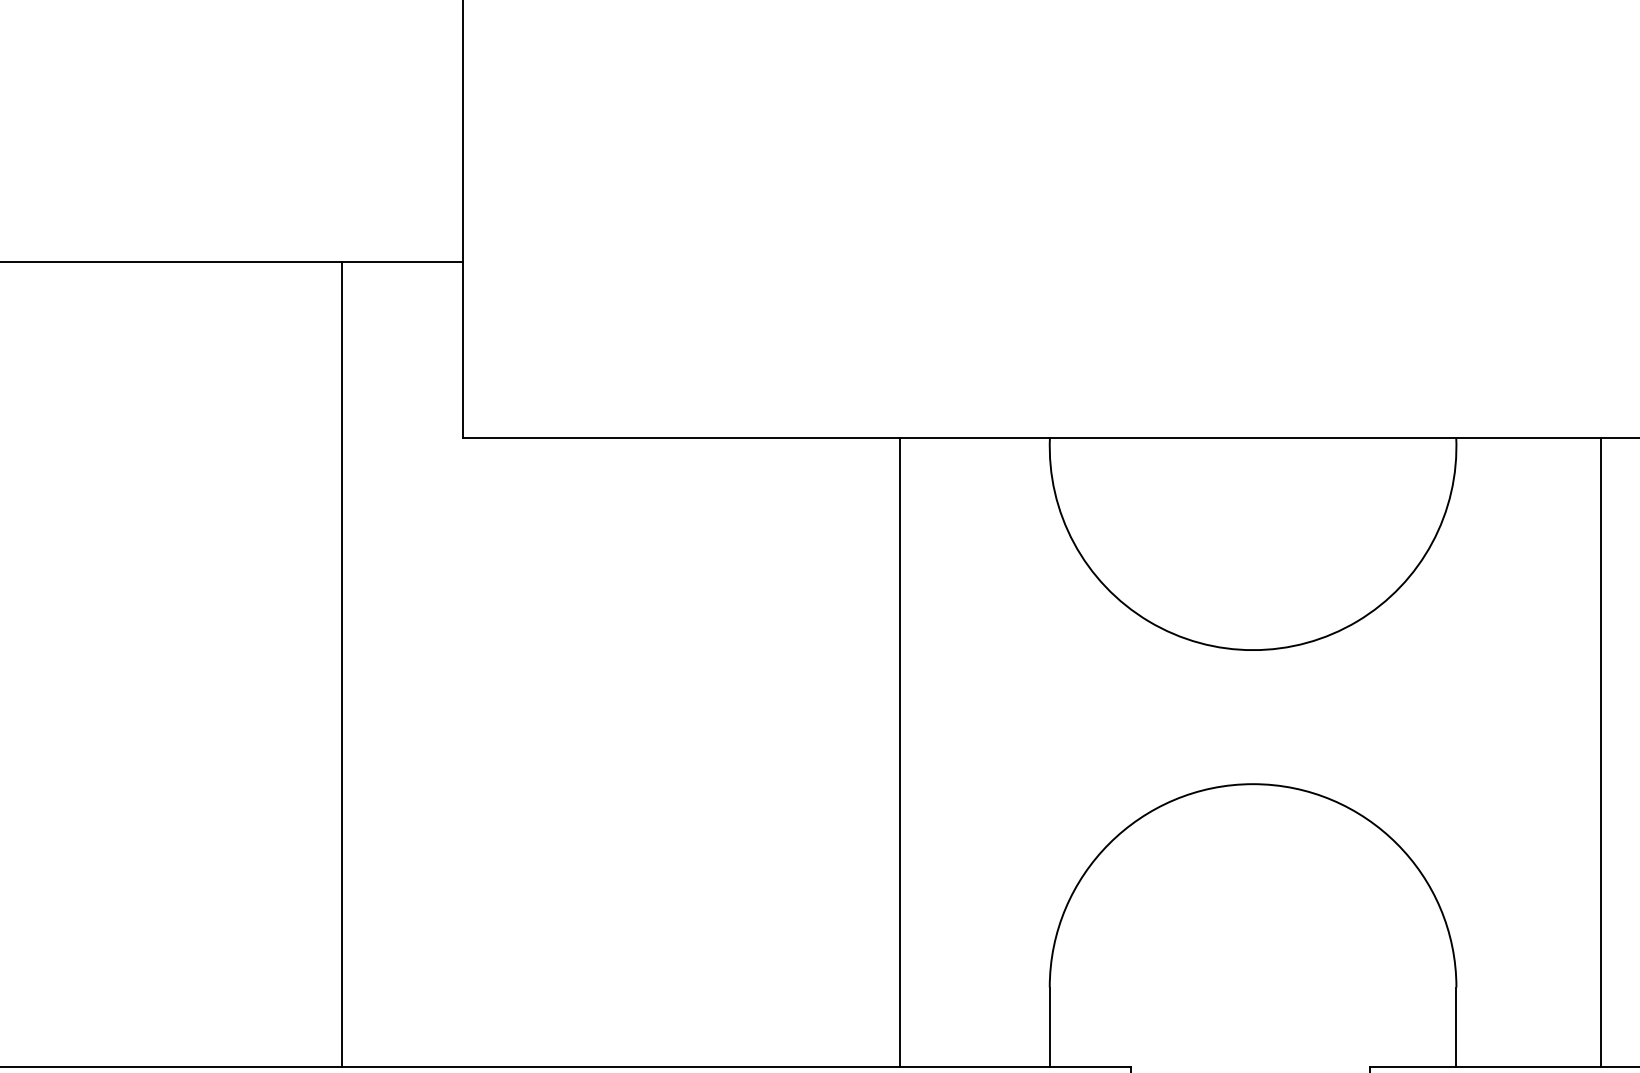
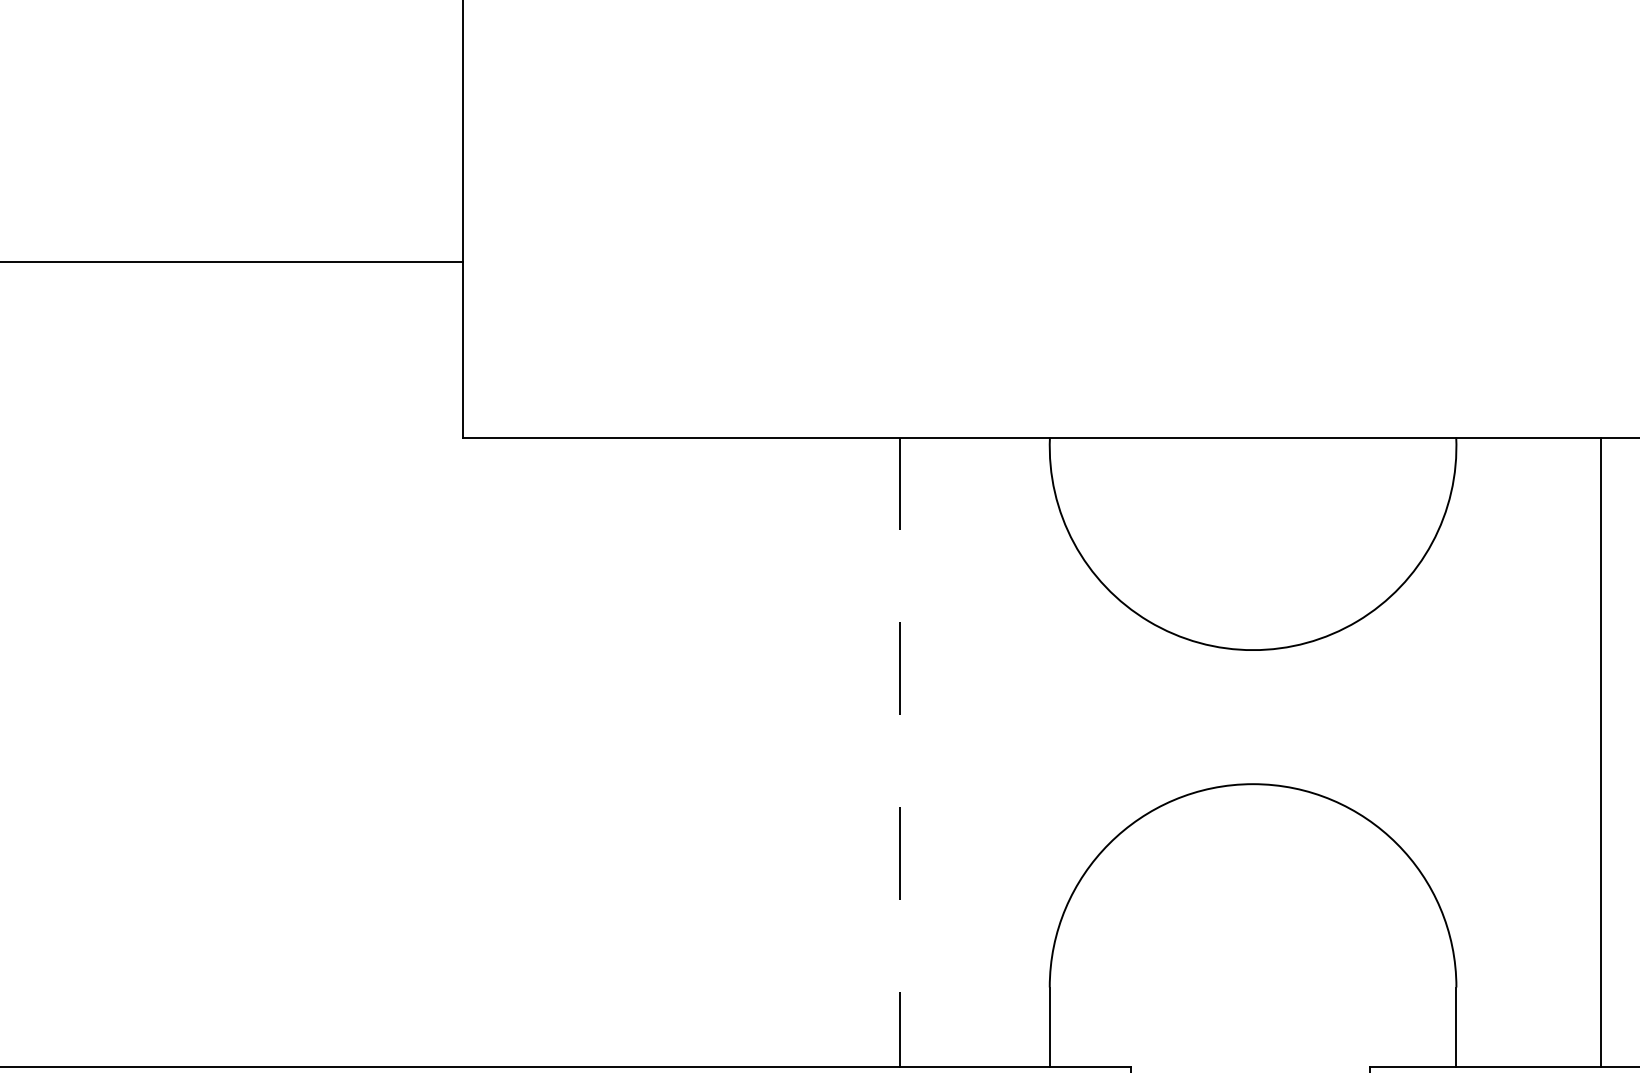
line: present -> none (342, 663)
line: solid -> dashed (900, 752)
